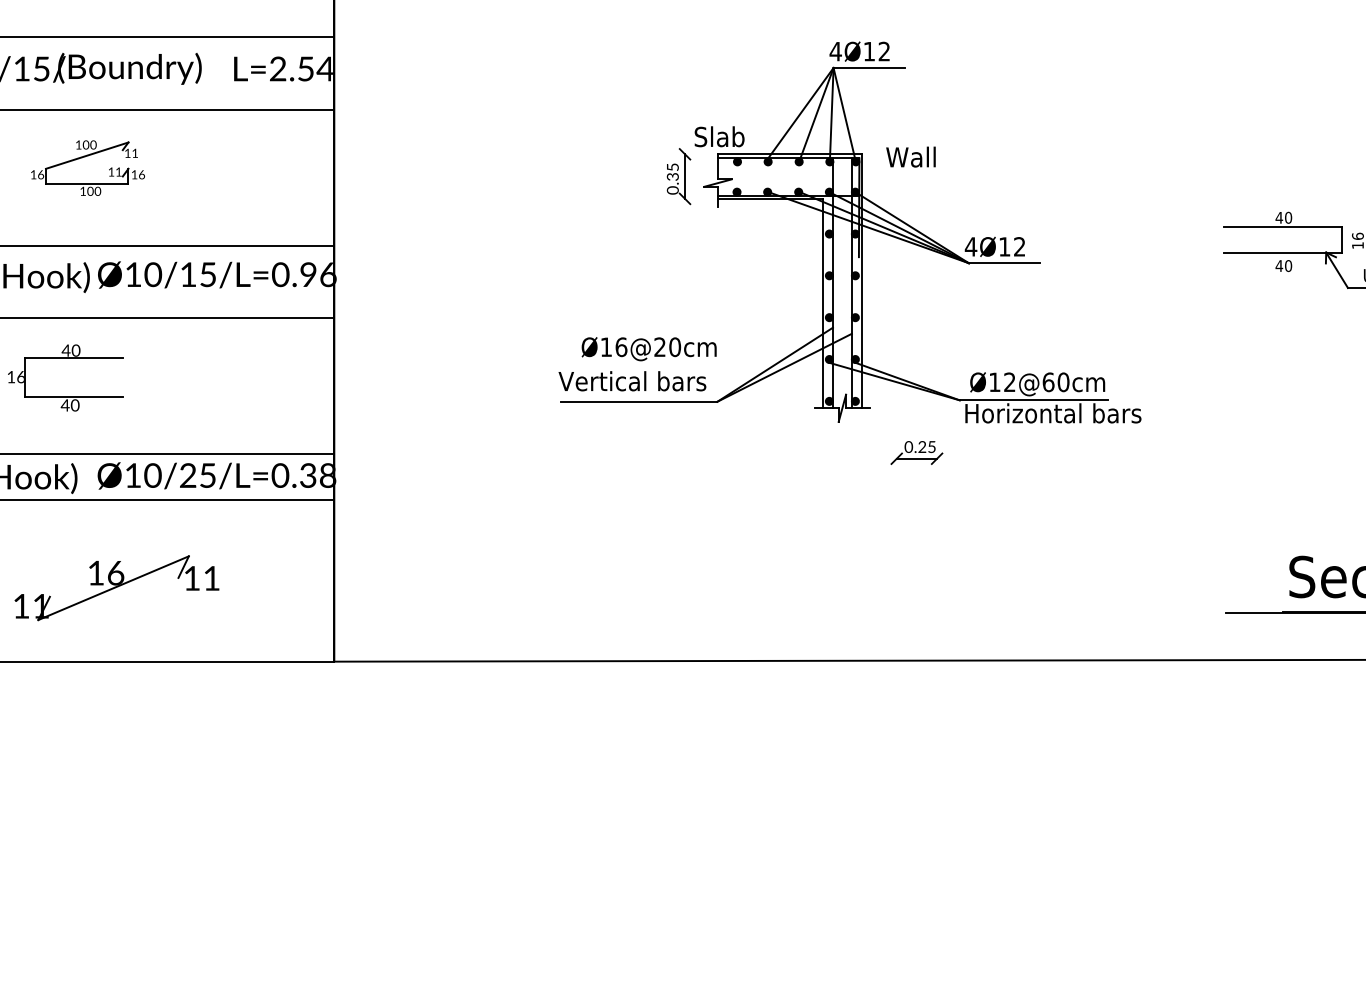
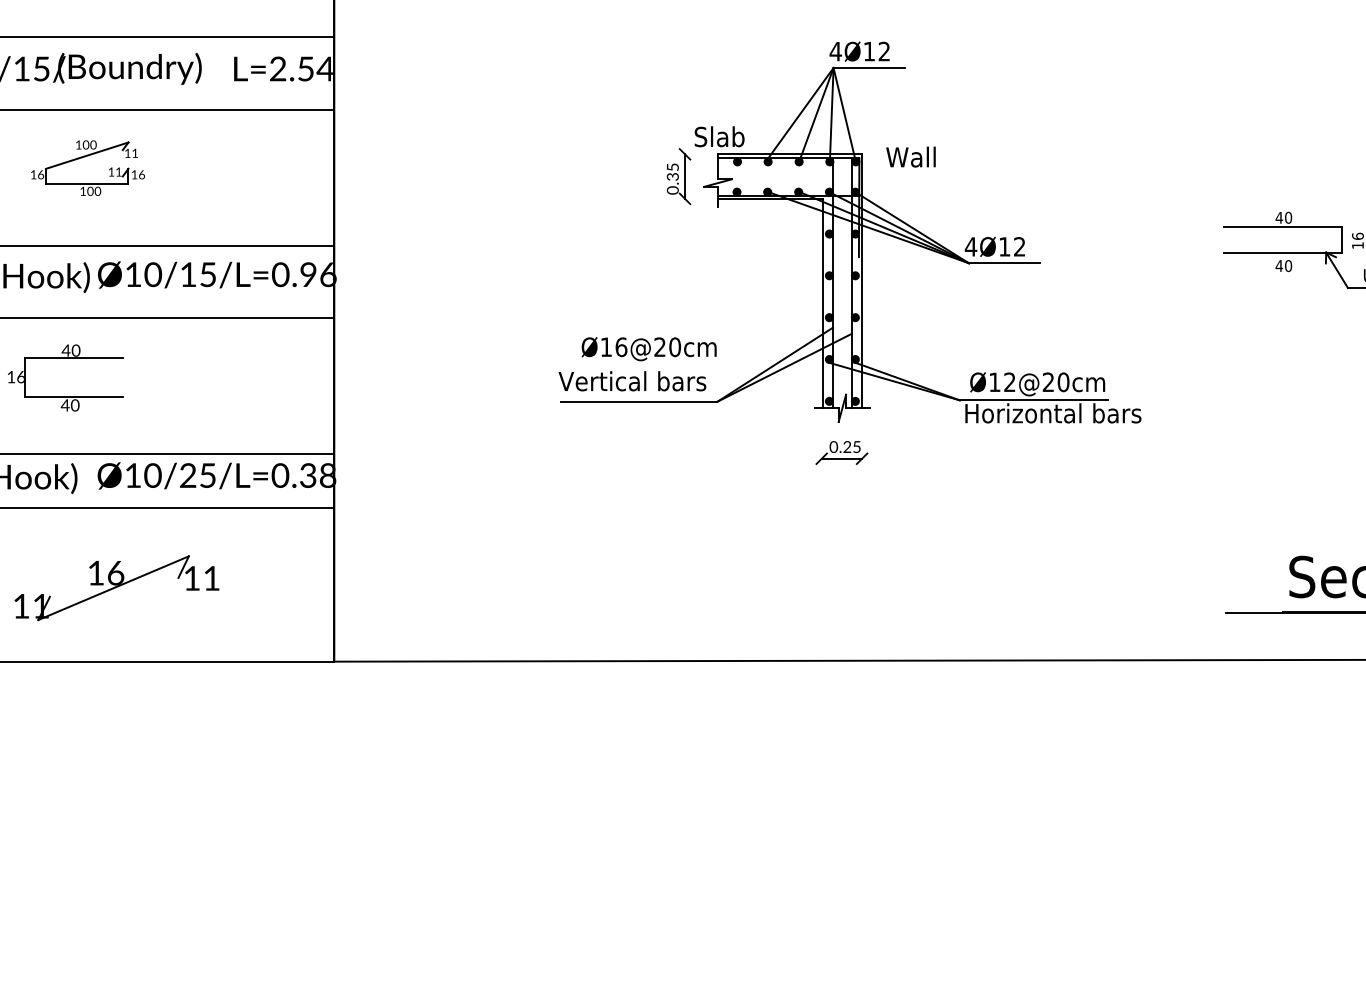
text: Ø12@60cm -> Ø12@20cm (1048, 382)
part position: (916, 452) -> (841, 452) (841, 452)
line position: (168, 500) -> (168, 508) (168, 508)
